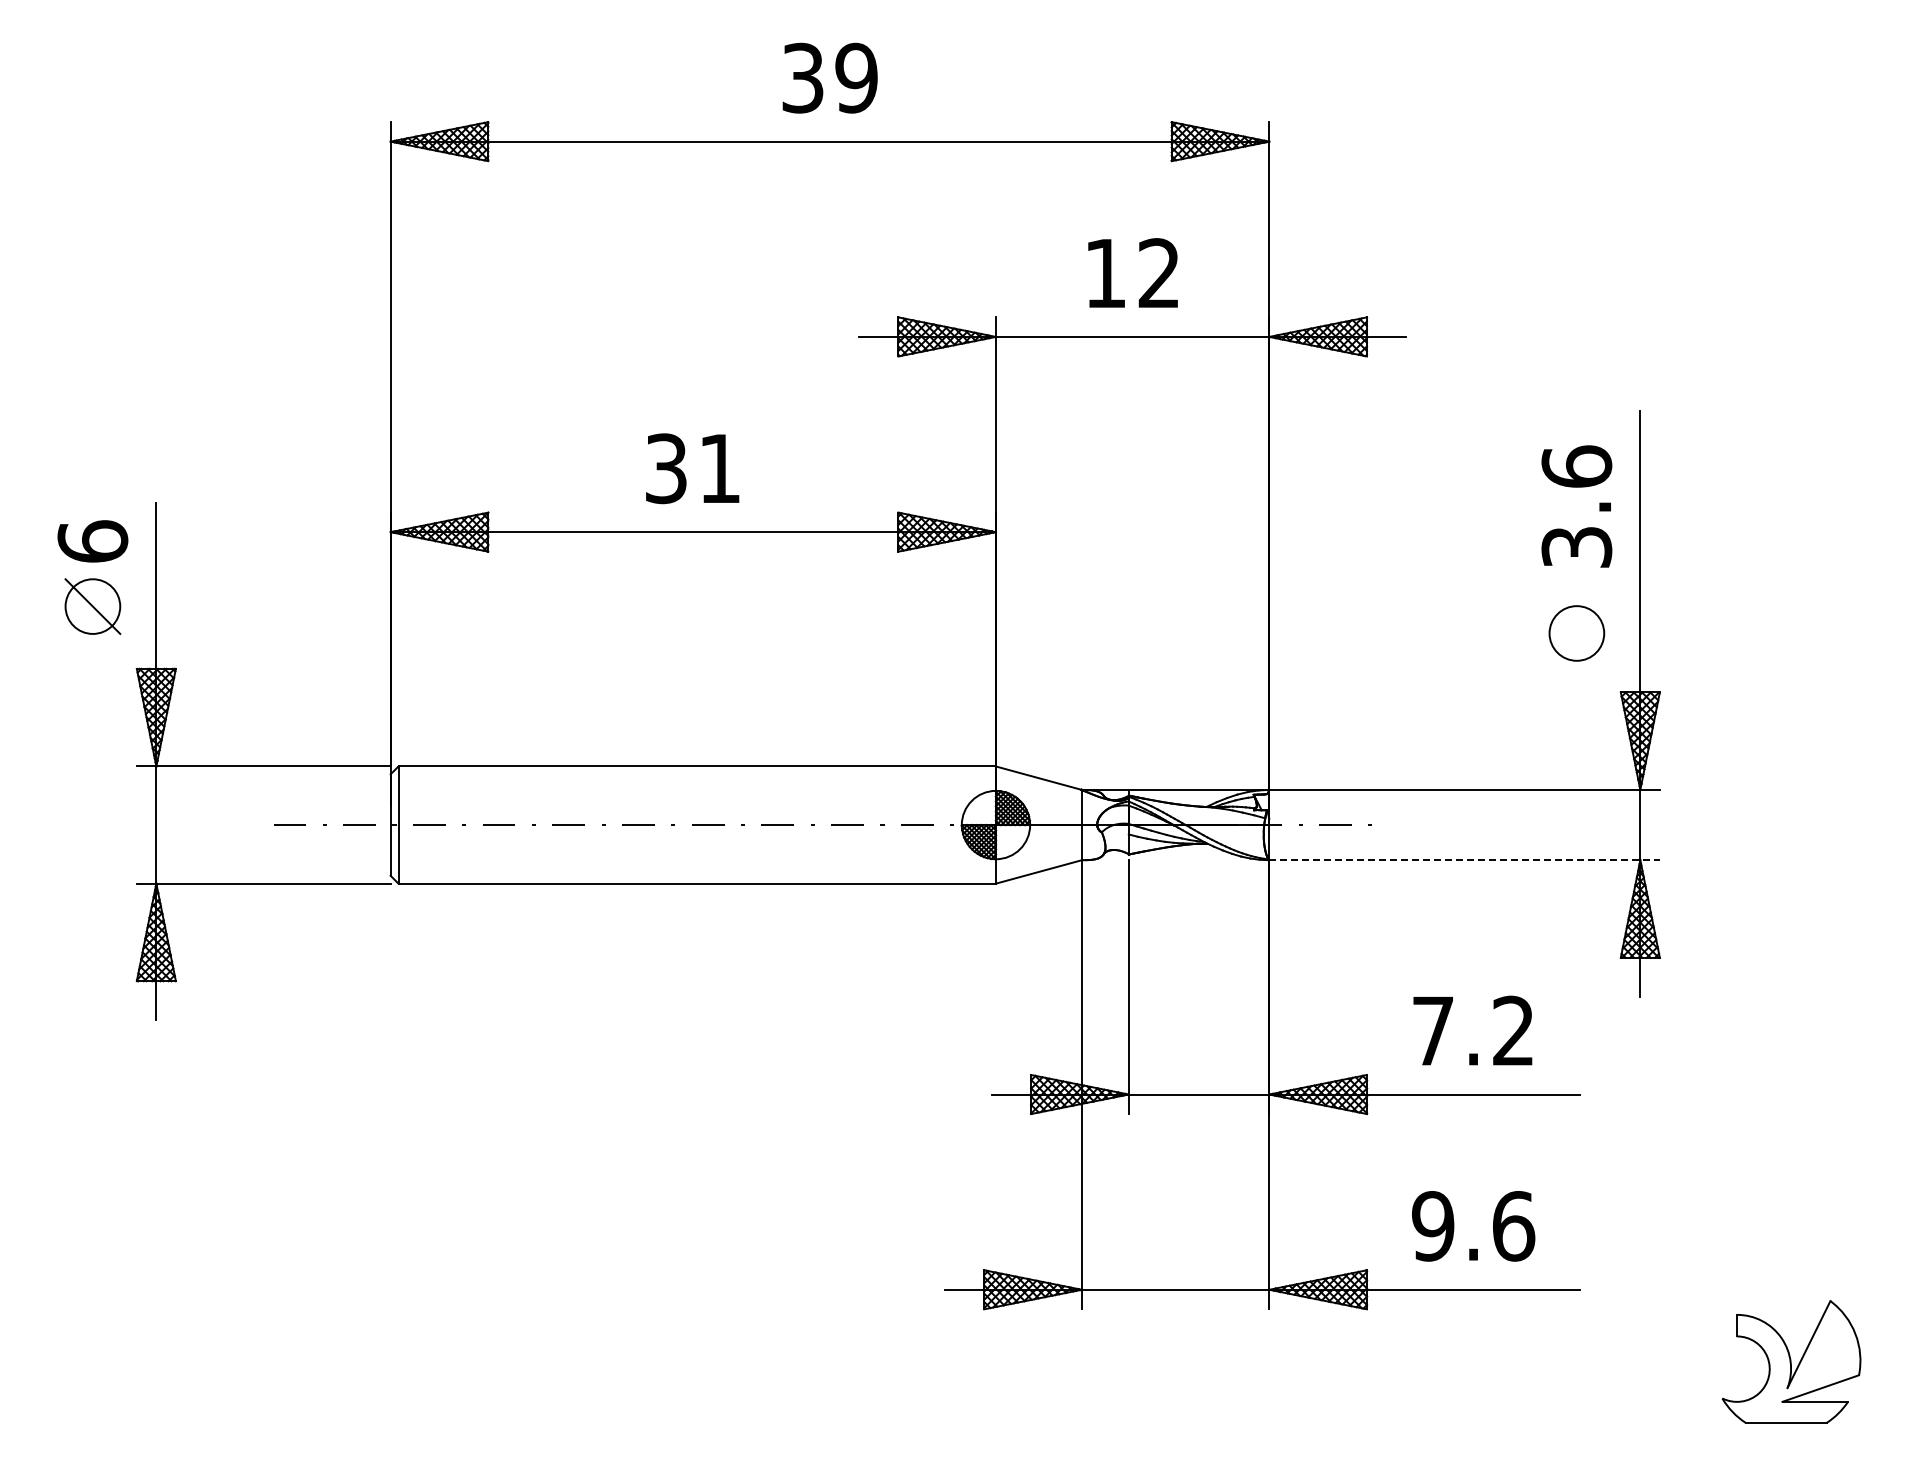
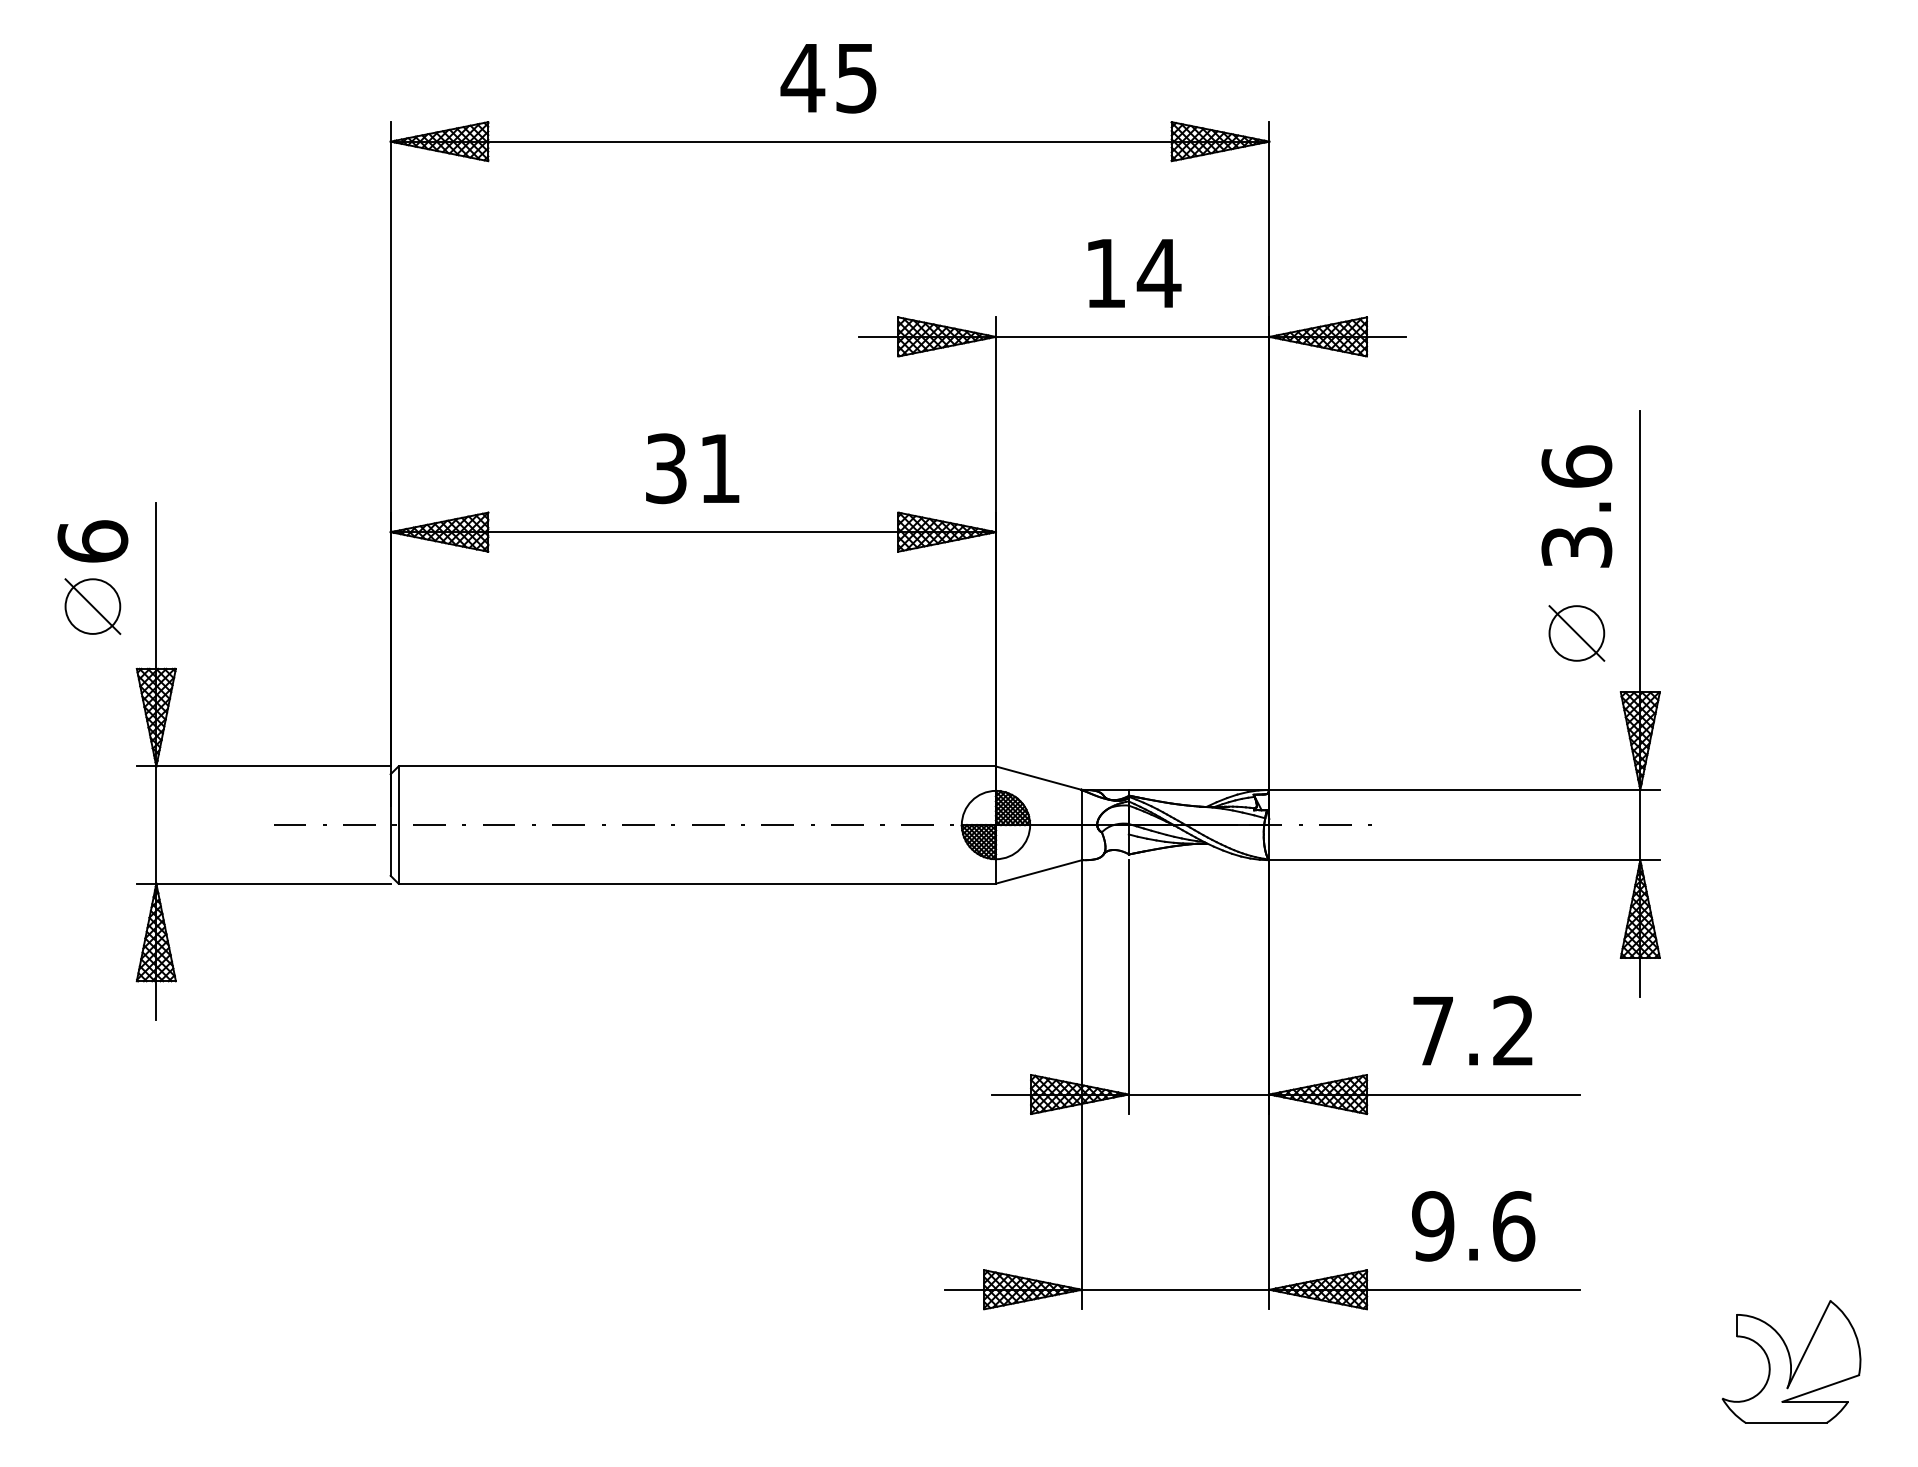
text: 39 -> 45 (828, 77)
text: 12 -> 14 (1158, 272)
line: none -> present (1576, 633)
line: dashed -> solid (1465, 860)
